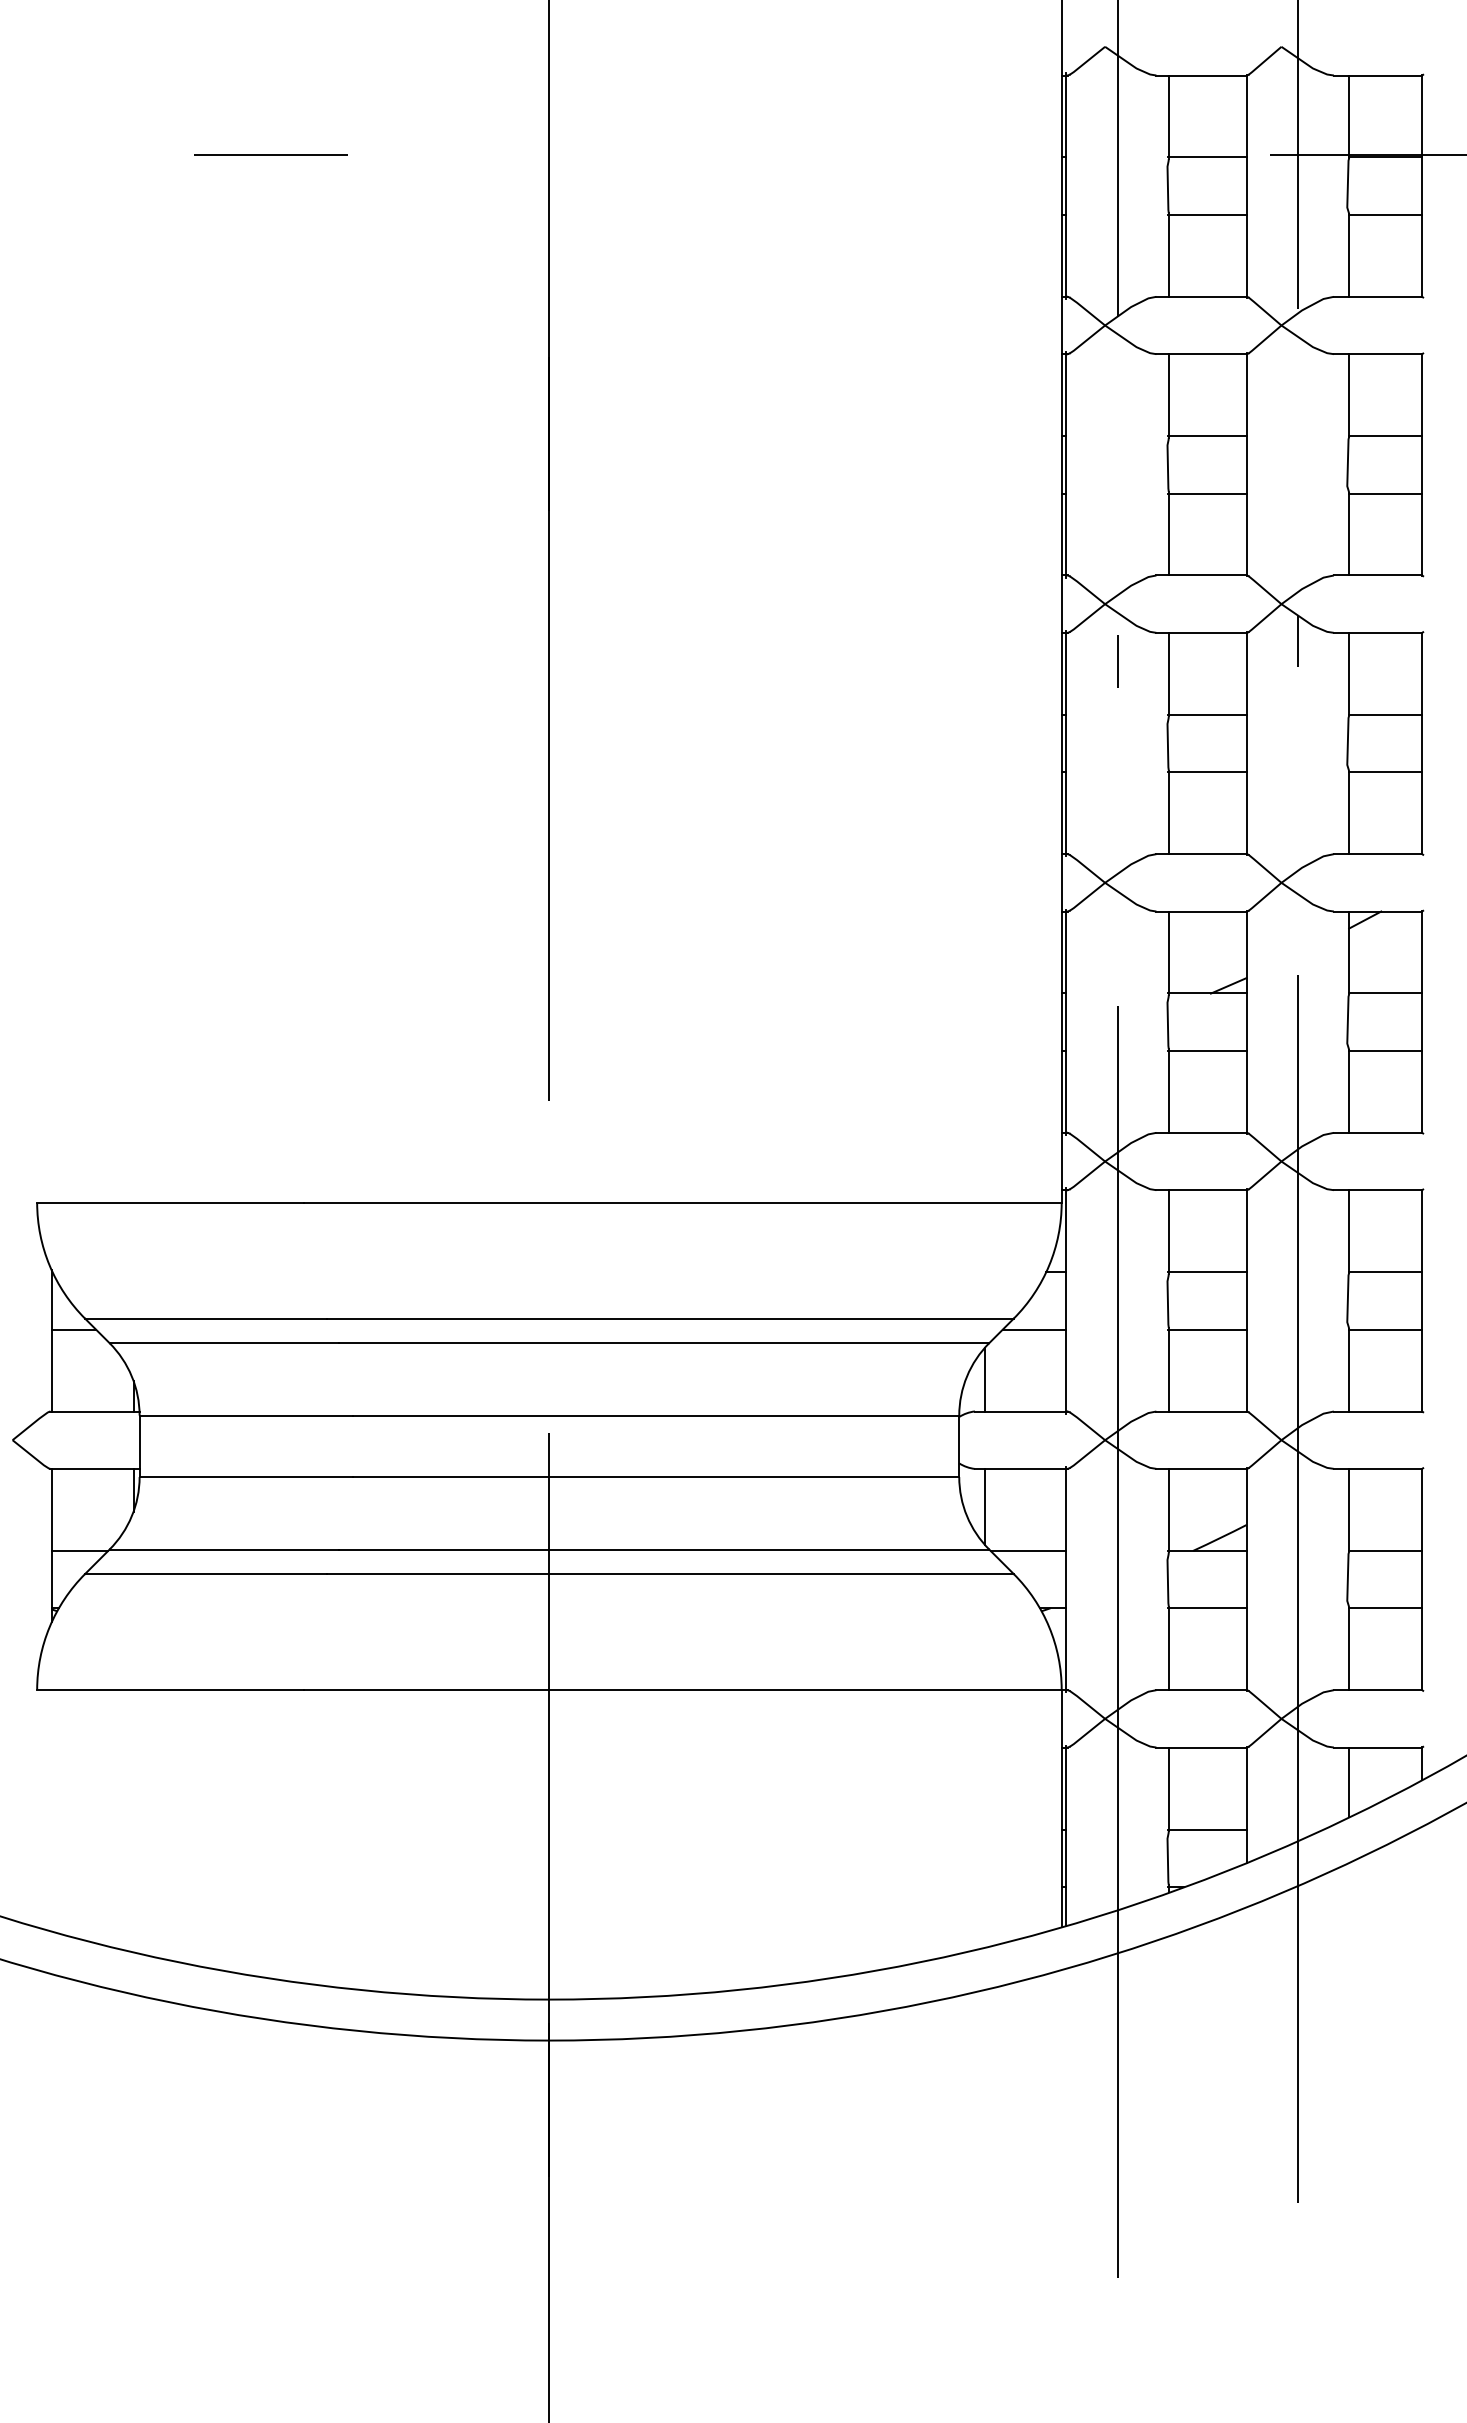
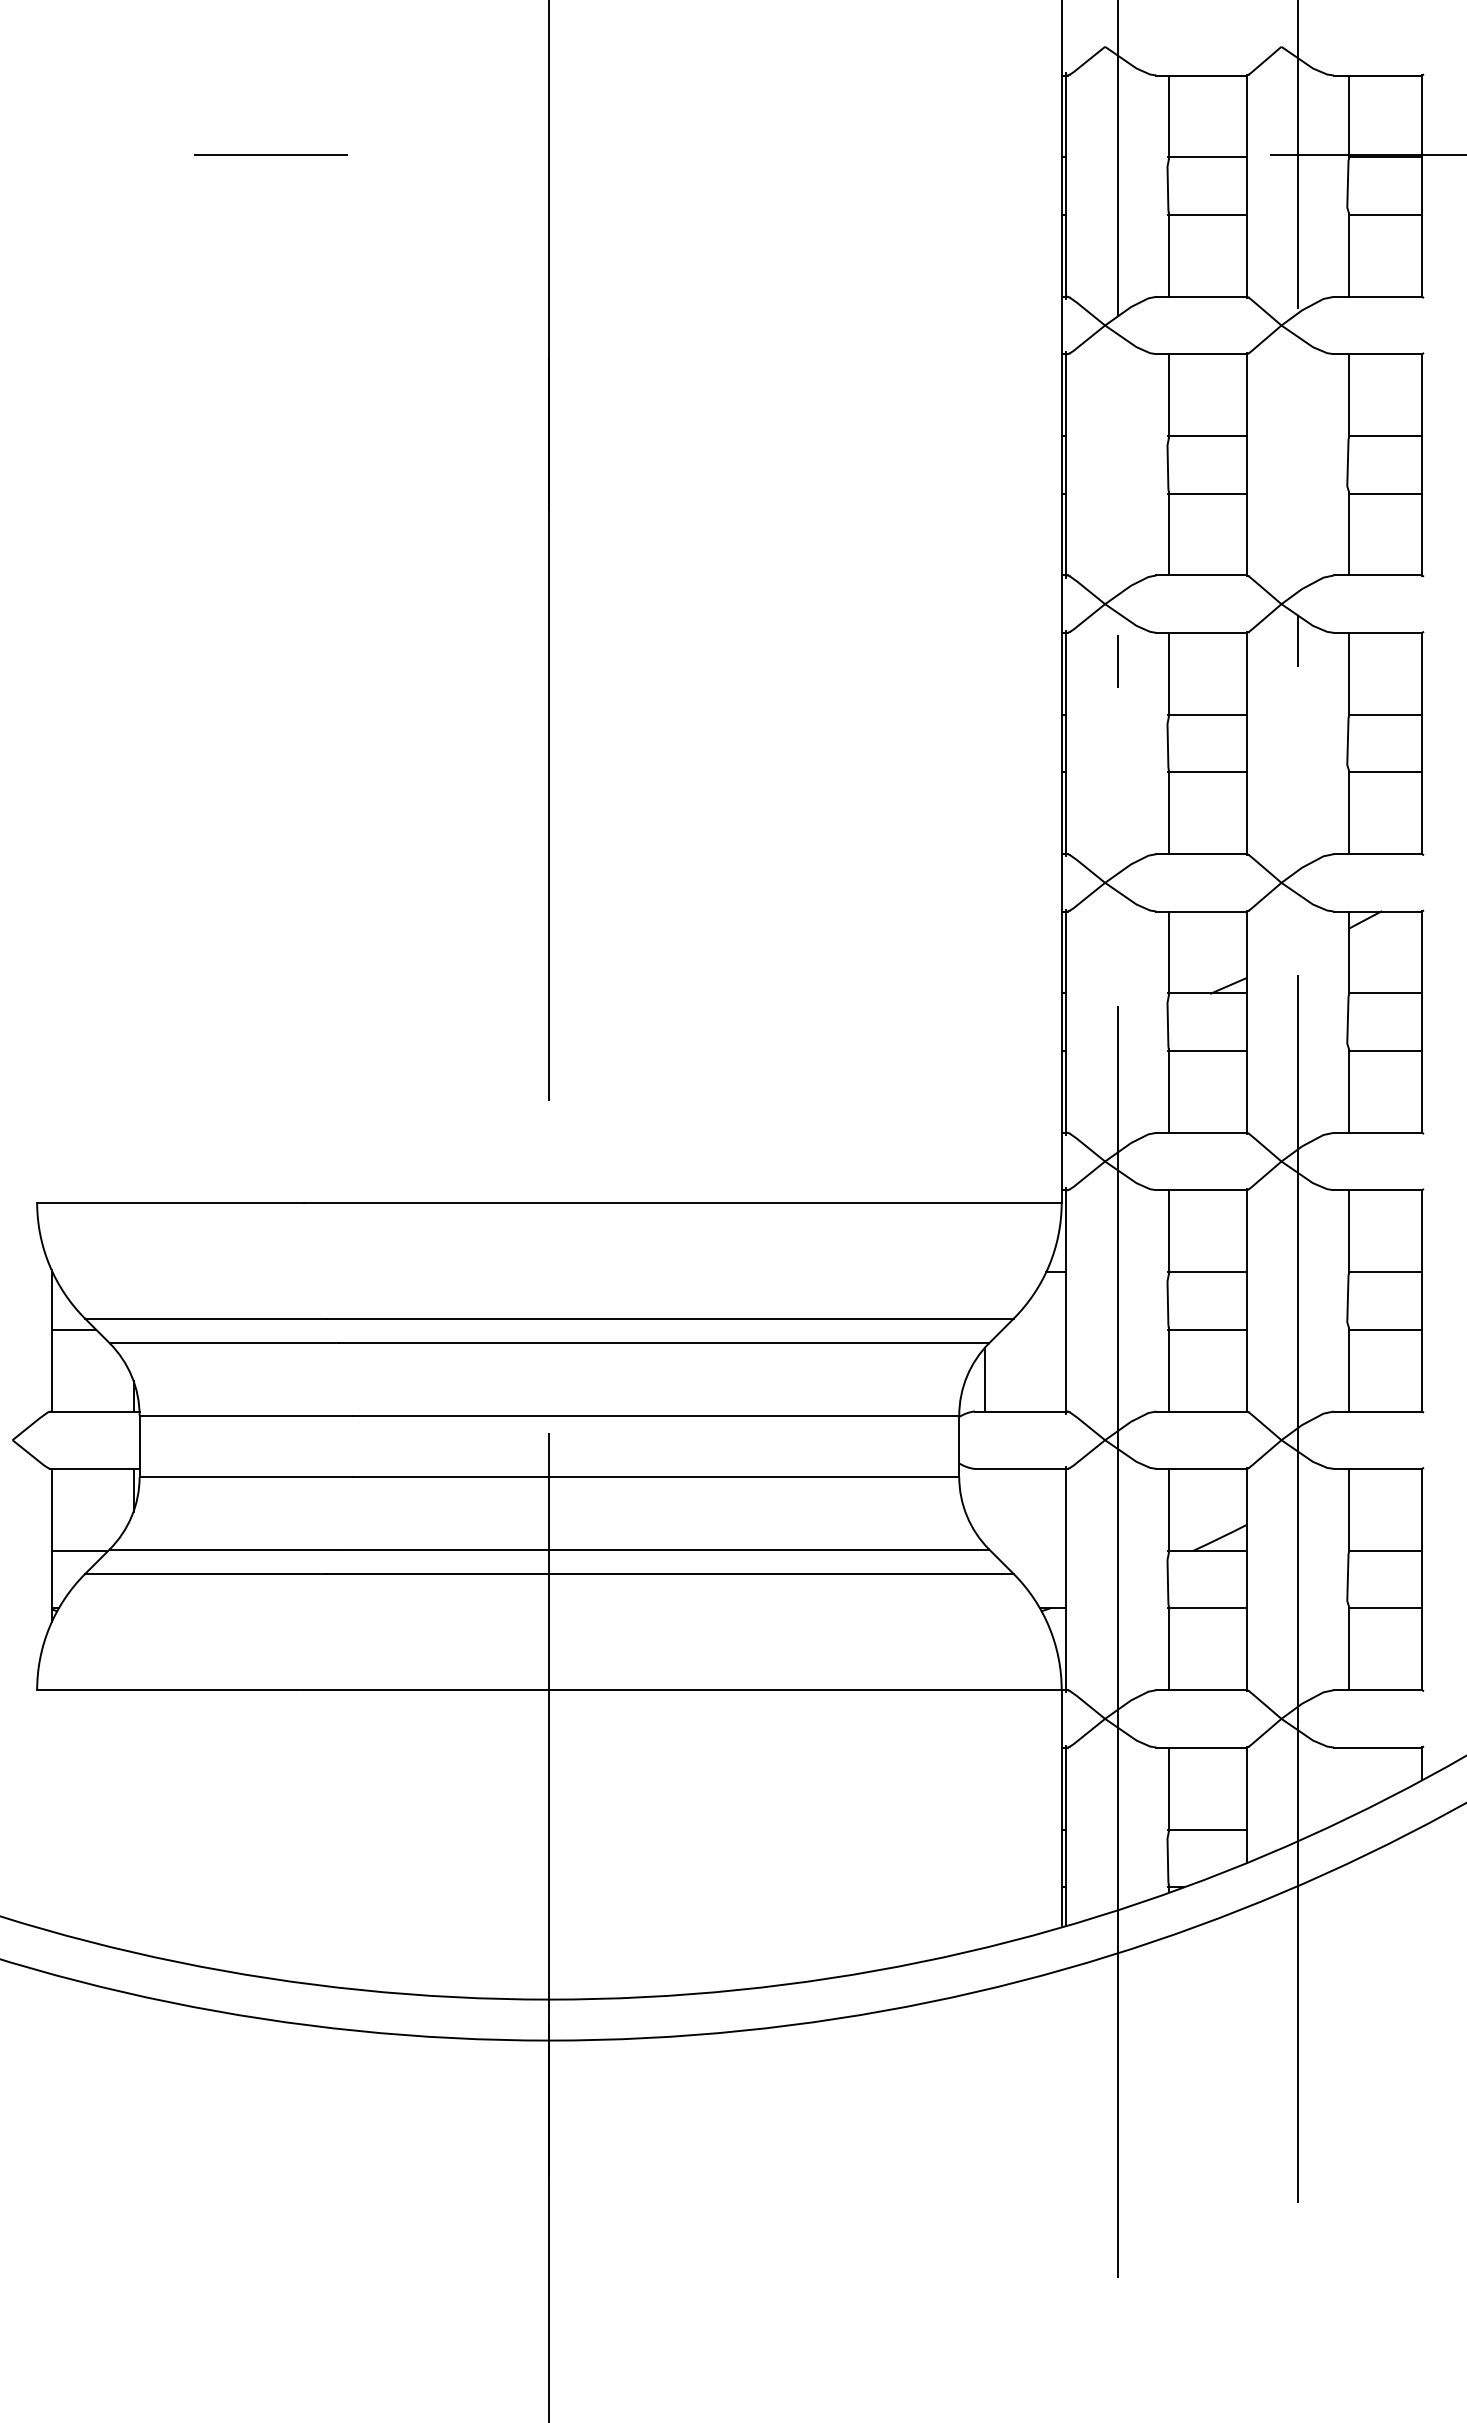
line: present -> none (1034, 1329)
line: present -> none (984, 1506)
line: present -> none (1028, 1550)
line: present -> none (1349, 1782)
